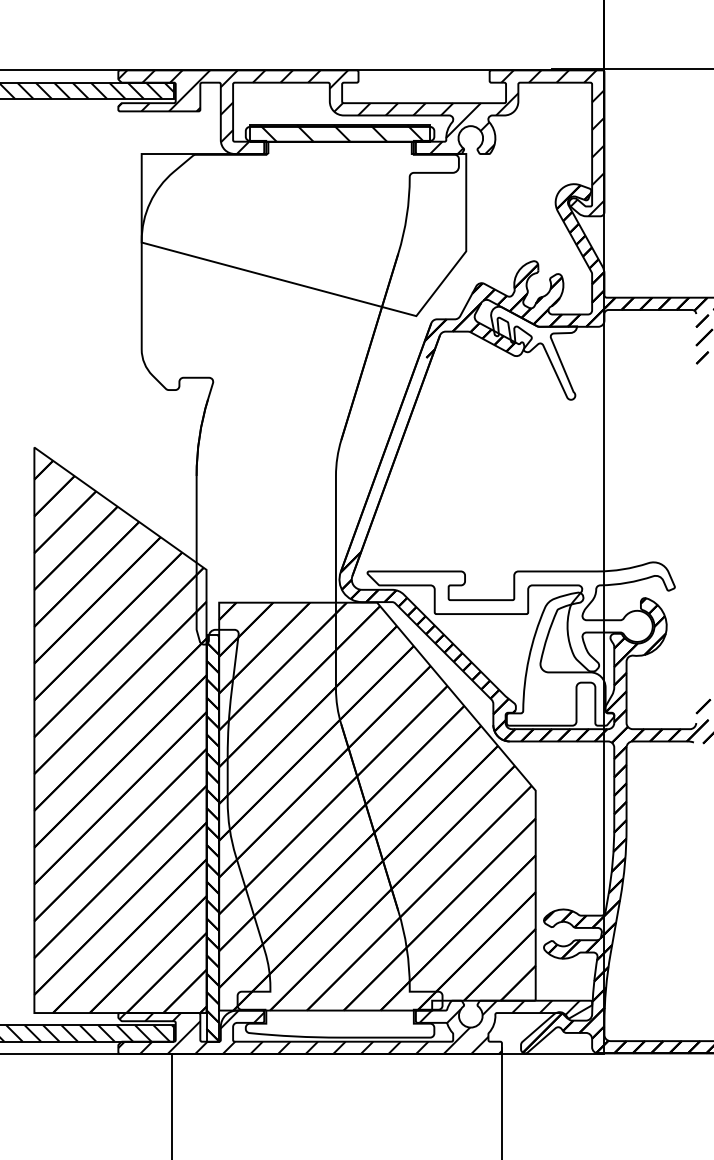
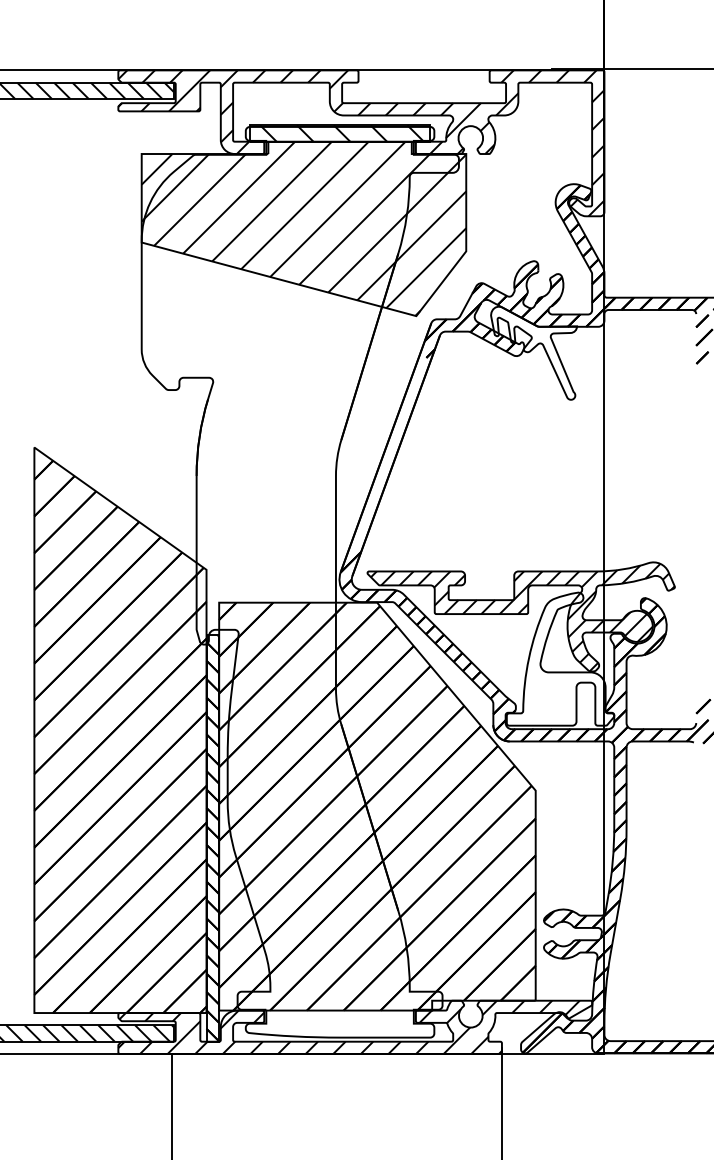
hatch: none -> present (303, 228)
hatch: none -> present (522, 617)
